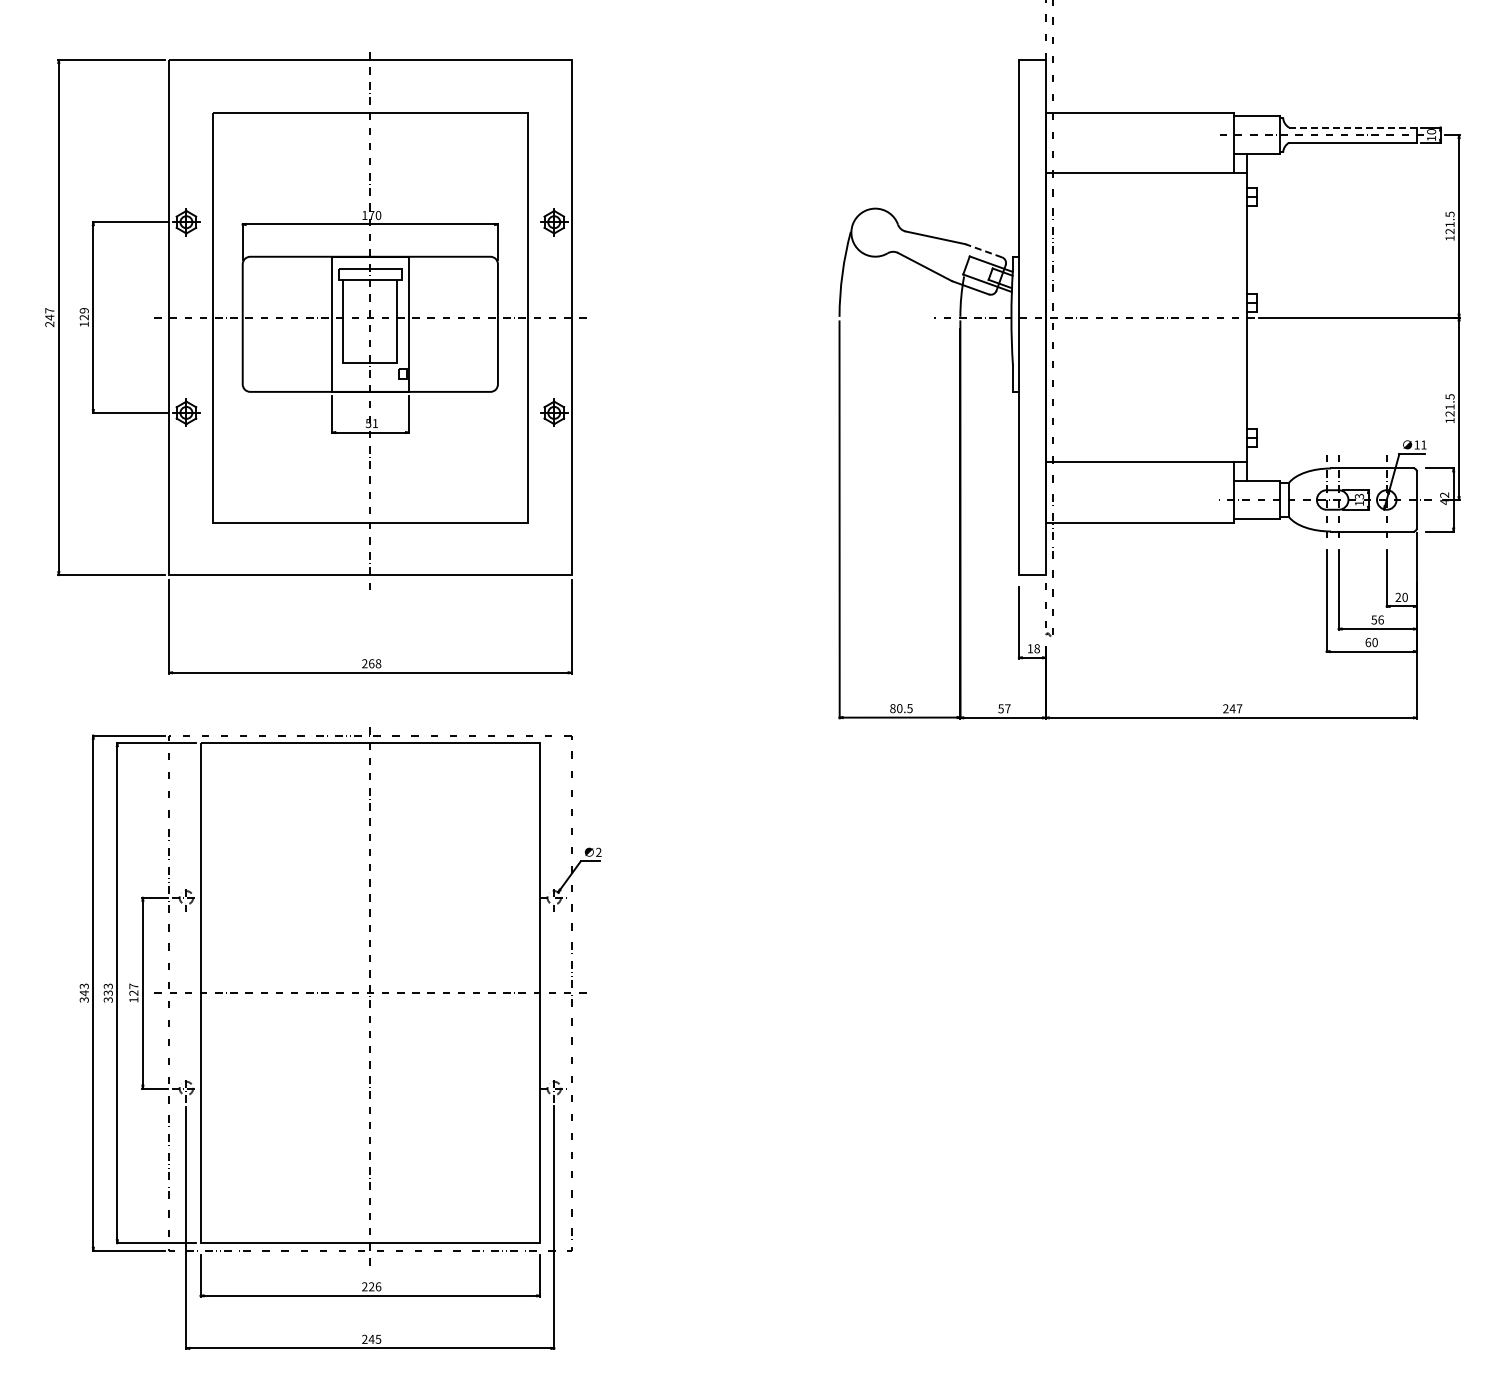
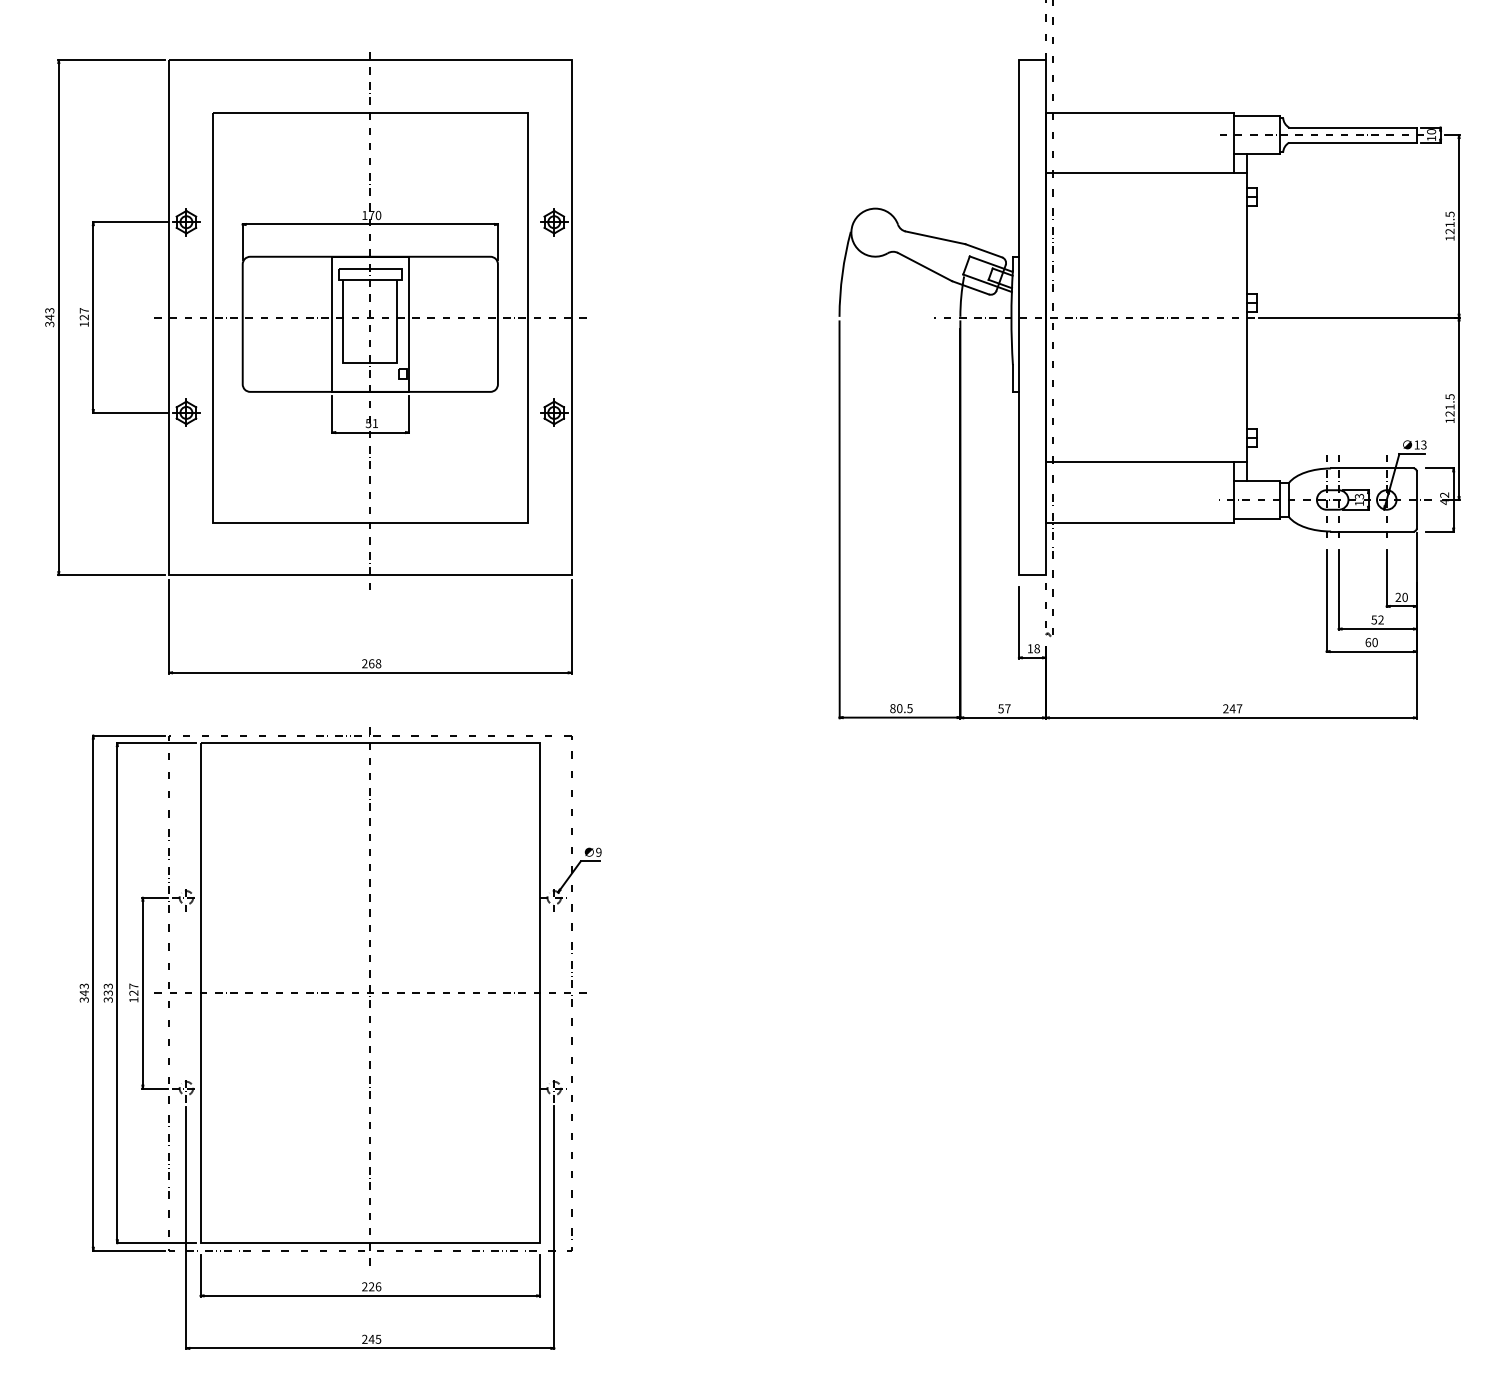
line: dashed -> solid (1352, 127)
line: dashed -> solid (983, 250)
text: 129 -> 127 (83, 310)
text: 247 -> 343 (49, 317)
text: 11 -> 13 (1423, 444)
text: 56 -> 52 (1380, 619)
text: 2 -> 9 (598, 852)
